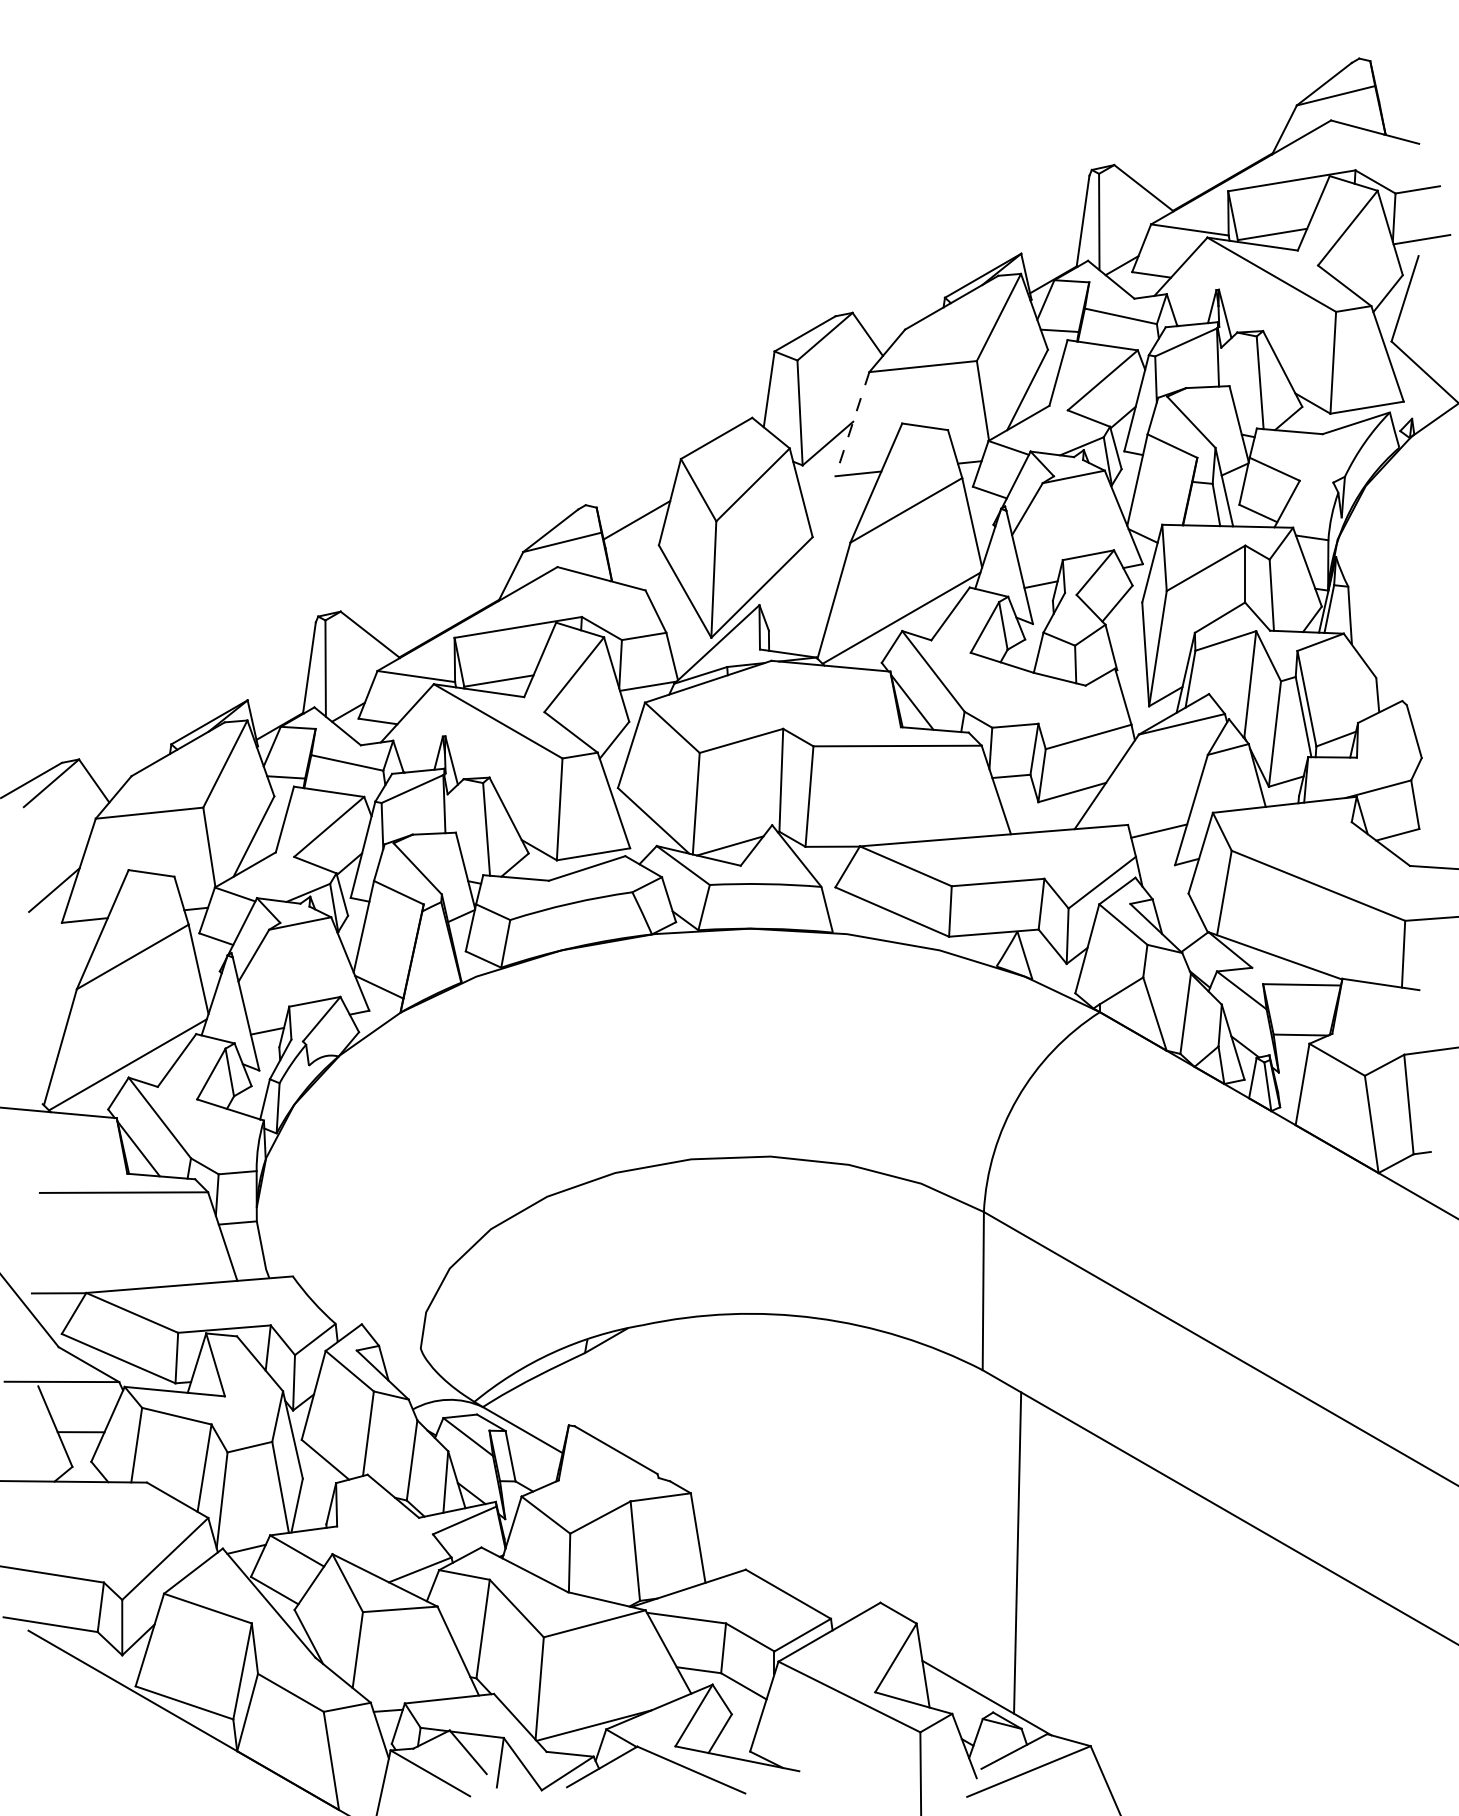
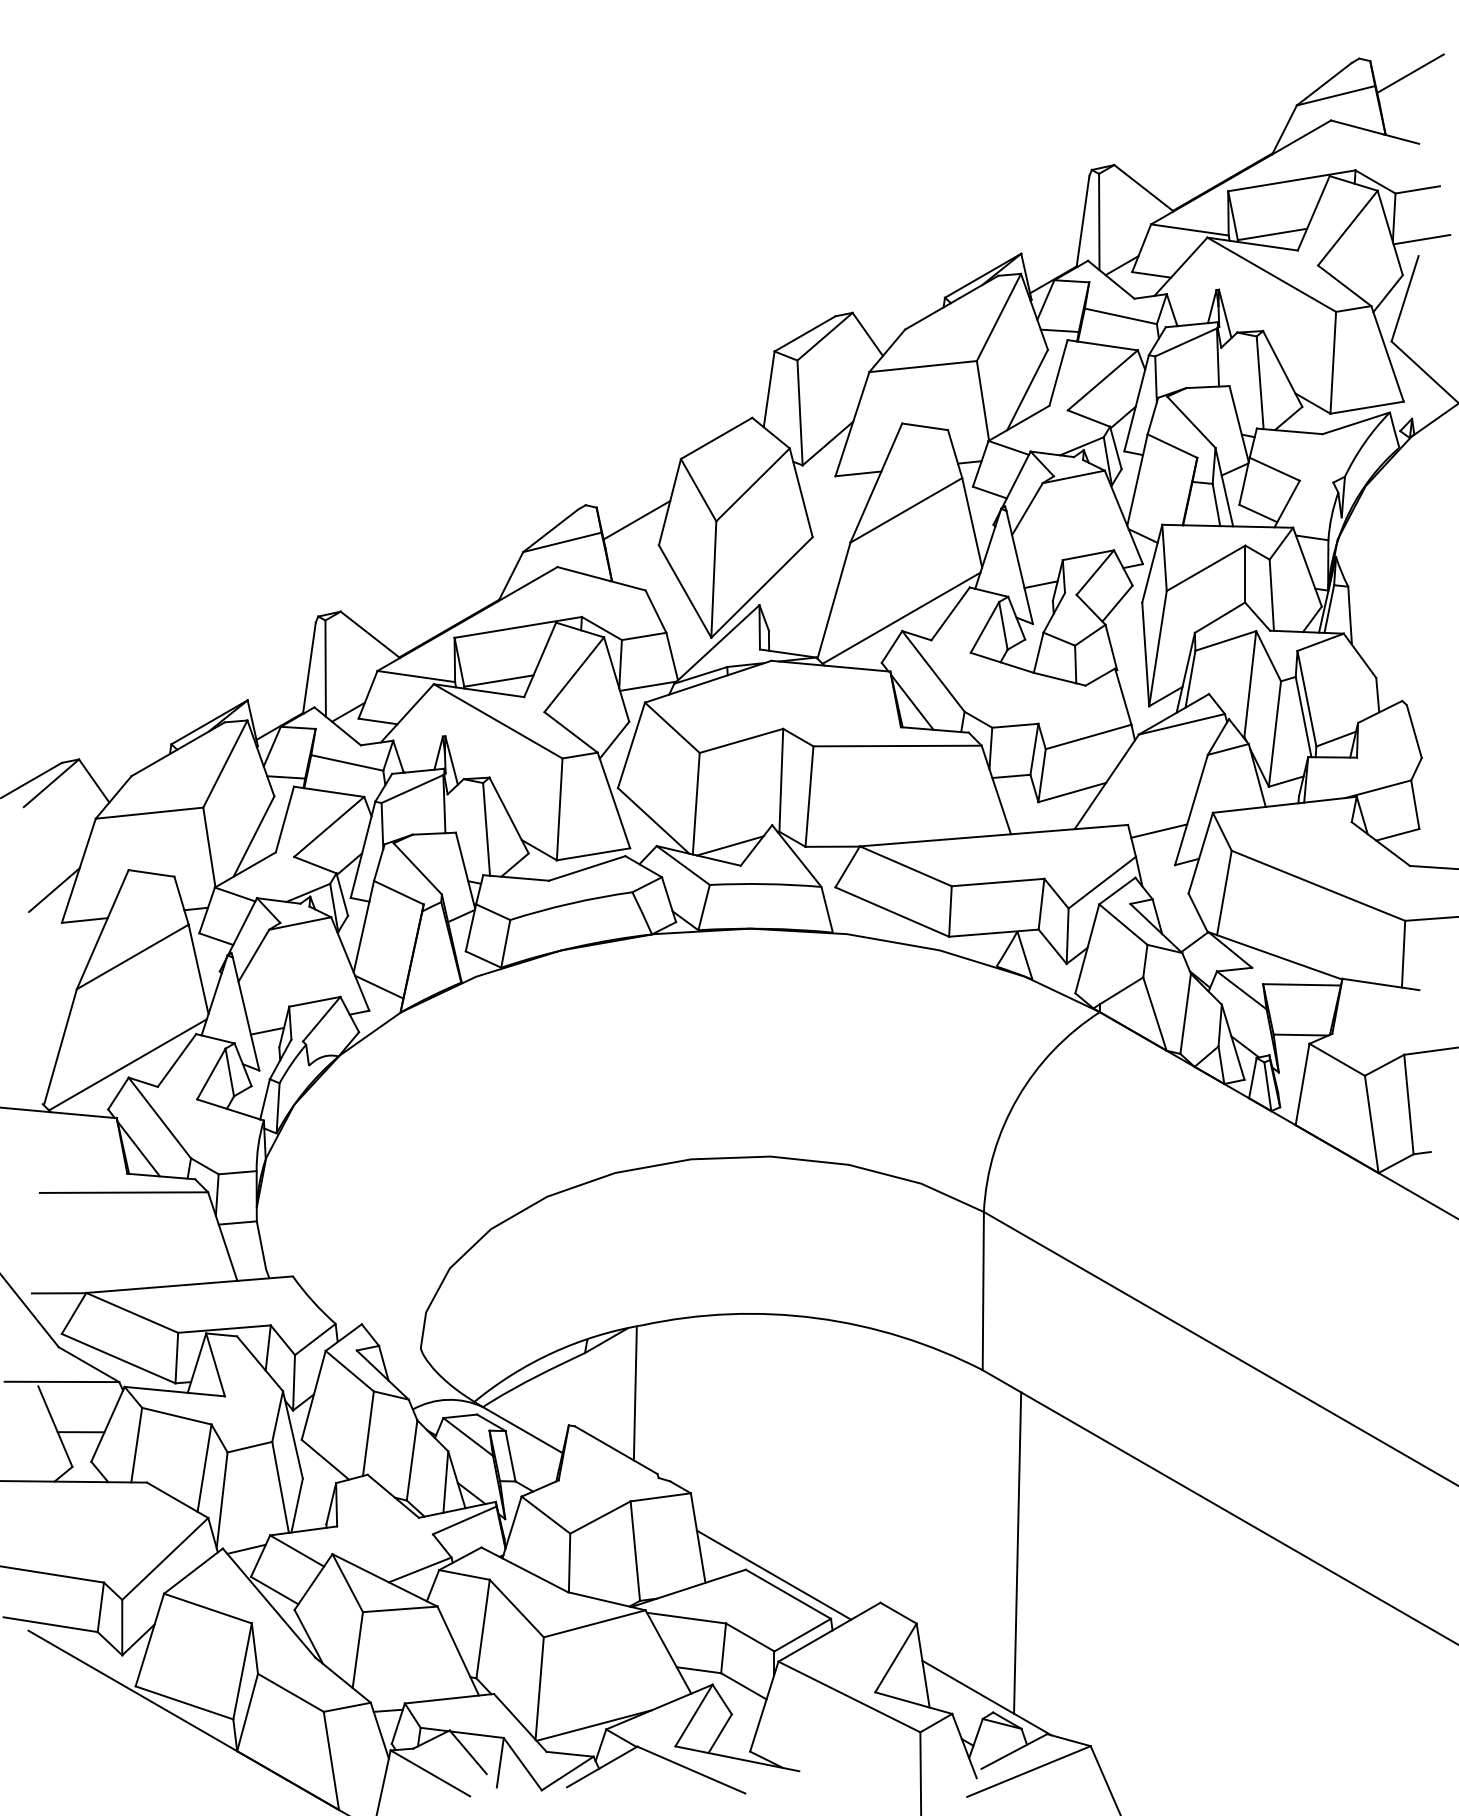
line: none -> present (1410, 73)
line: dashed -> solid (852, 424)
line: none -> present (634, 1393)
line: none -> present (773, 1574)
